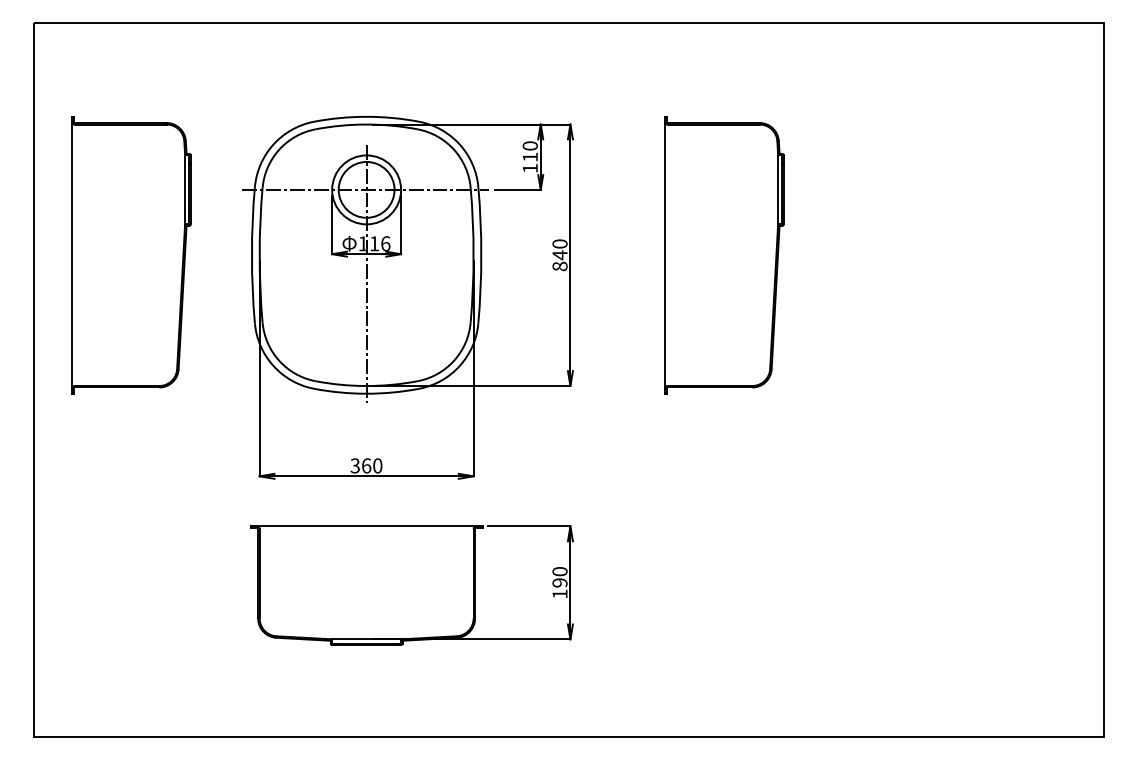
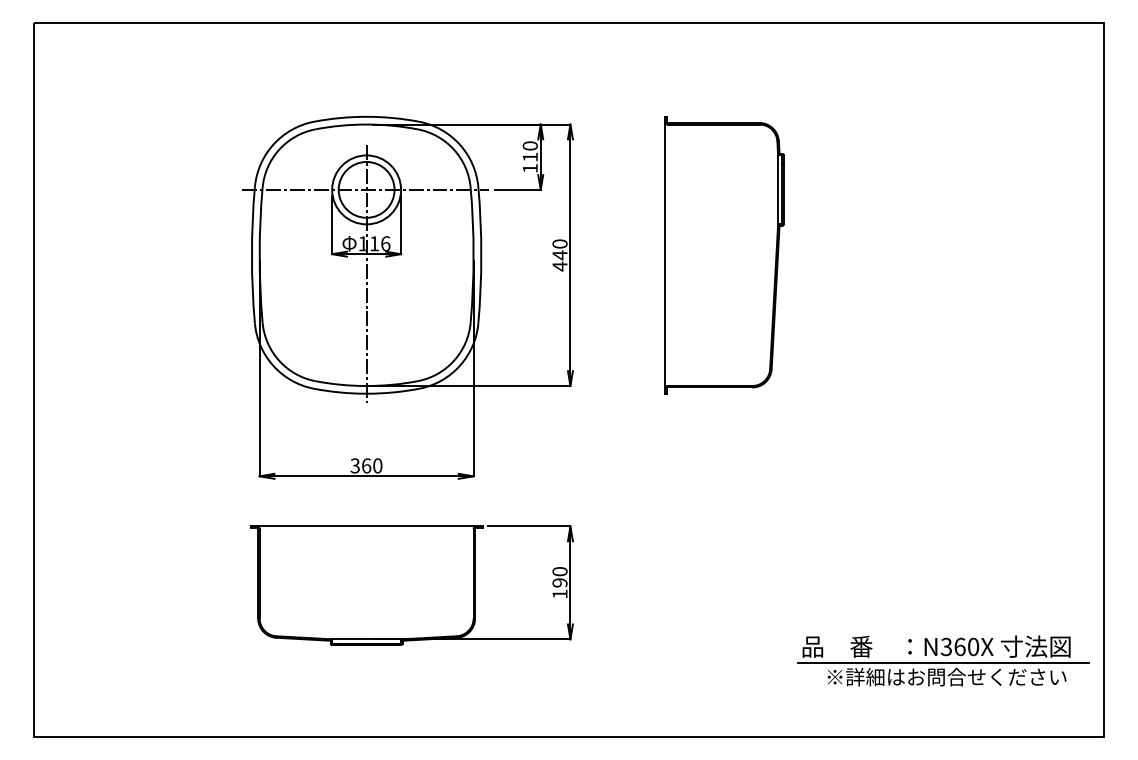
part: present -> none (131, 255)
text: 840 -> 440 (559, 266)
part: none -> present (943, 660)
